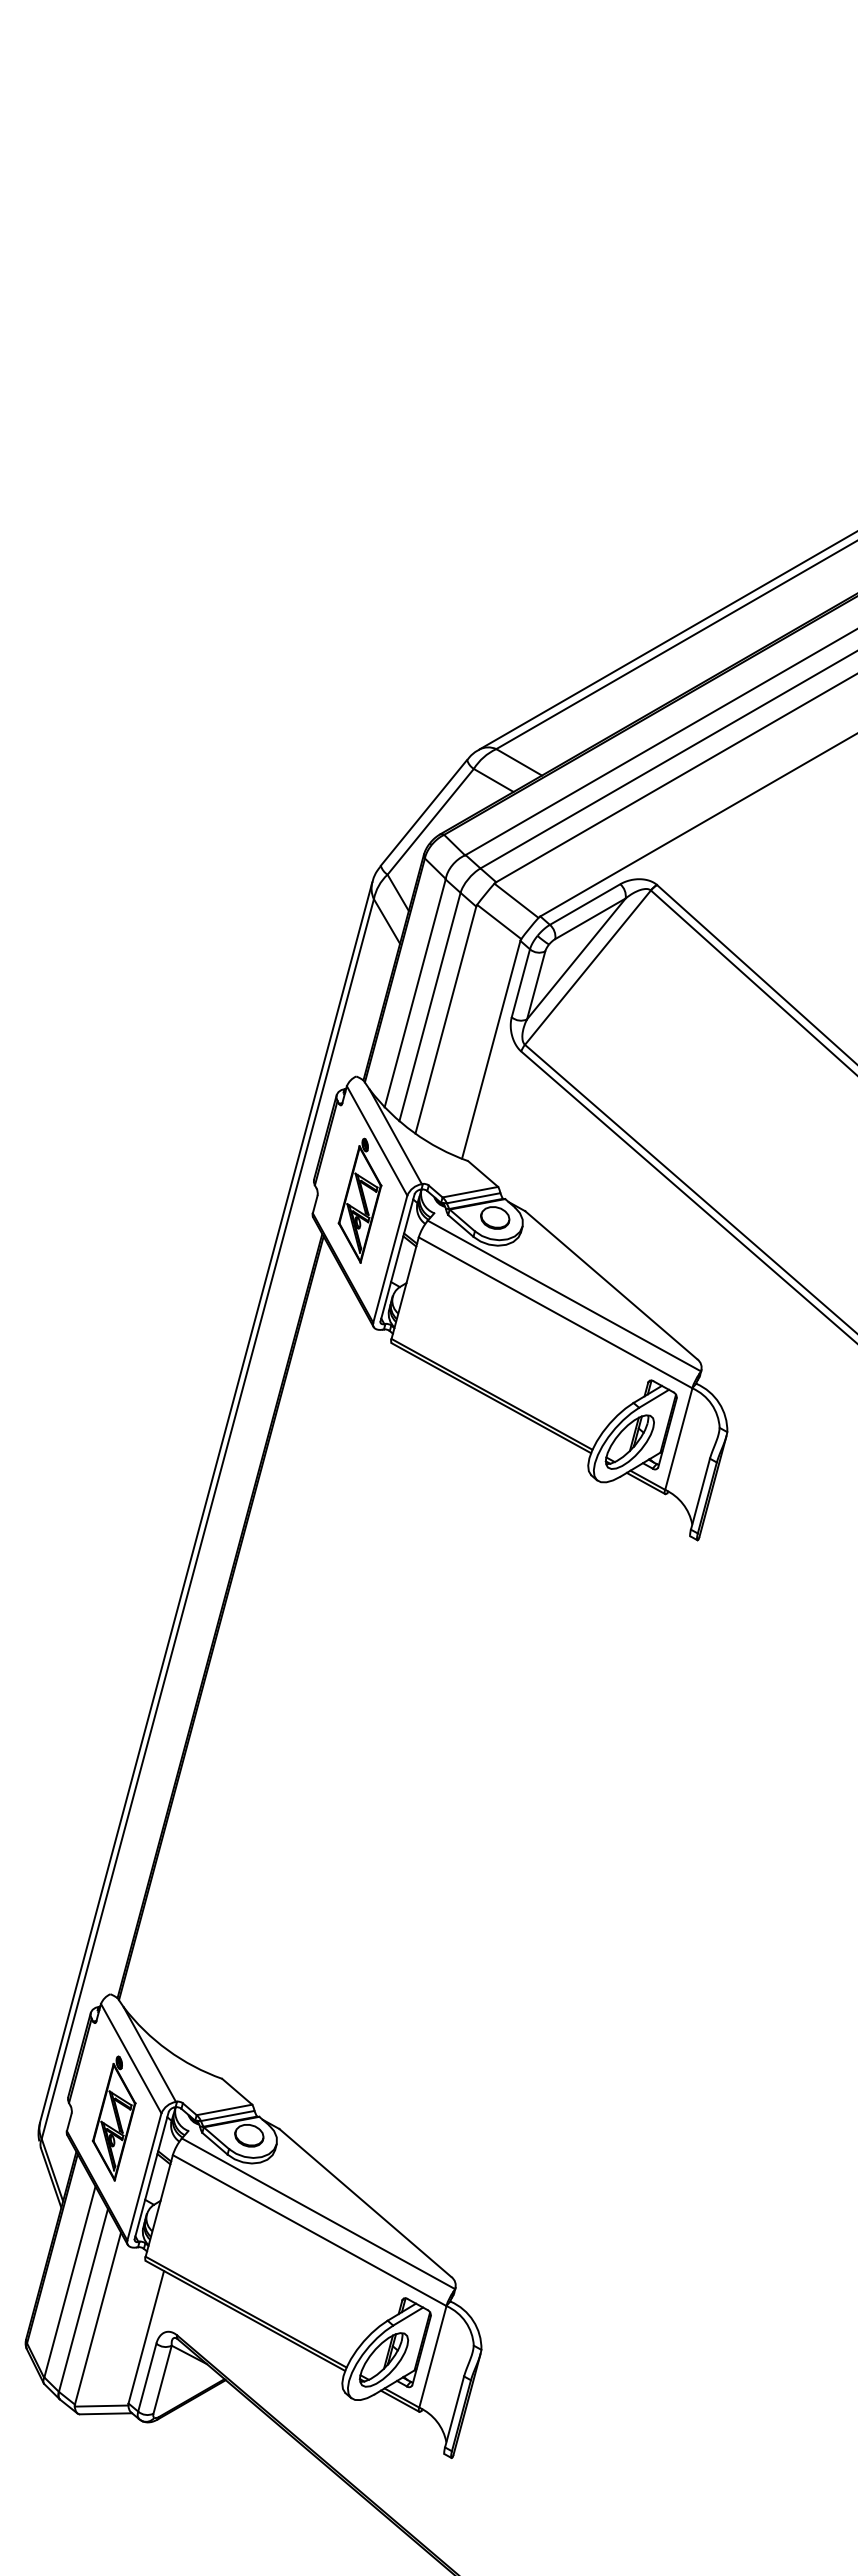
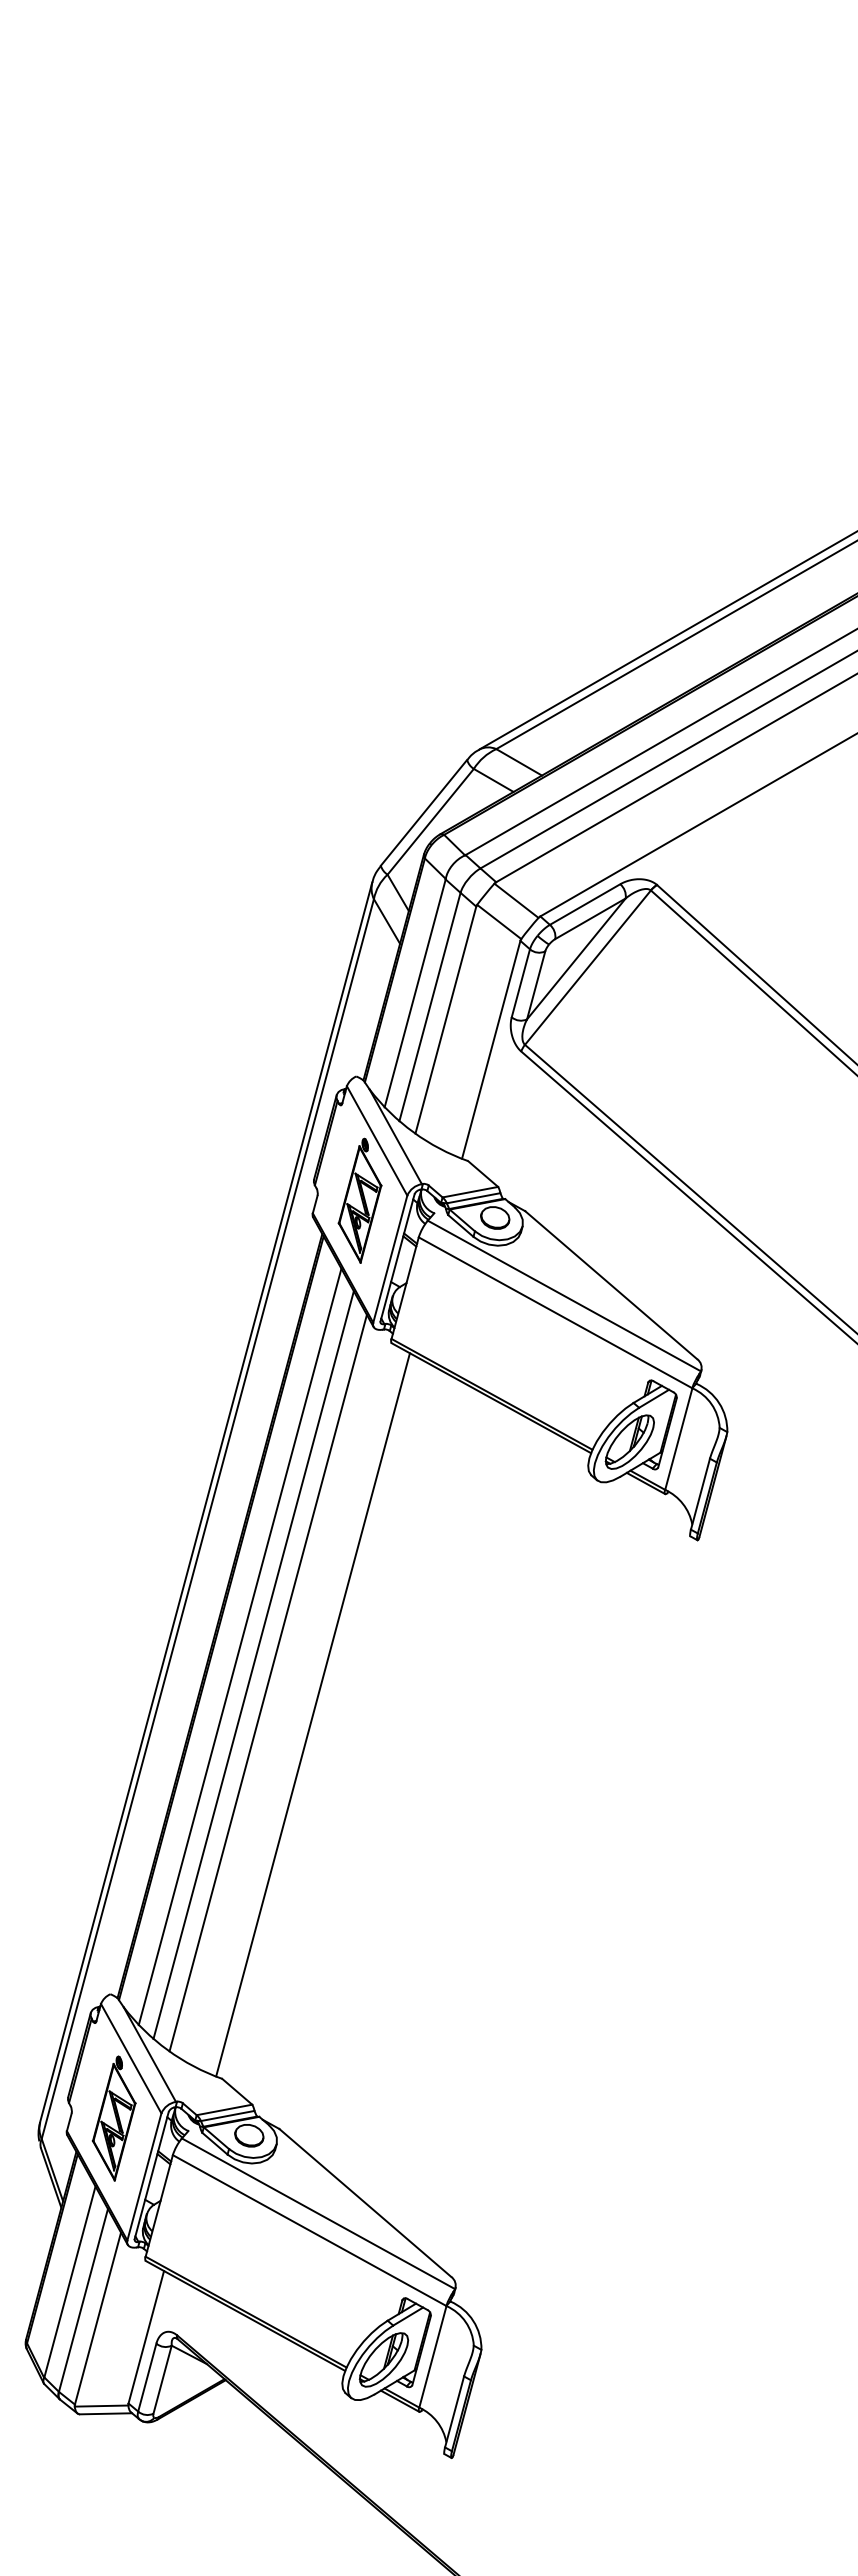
line: none -> present (239, 1646)
line: none -> present (253, 1665)
line: none -> present (267, 1682)
line: none -> present (312, 1714)
